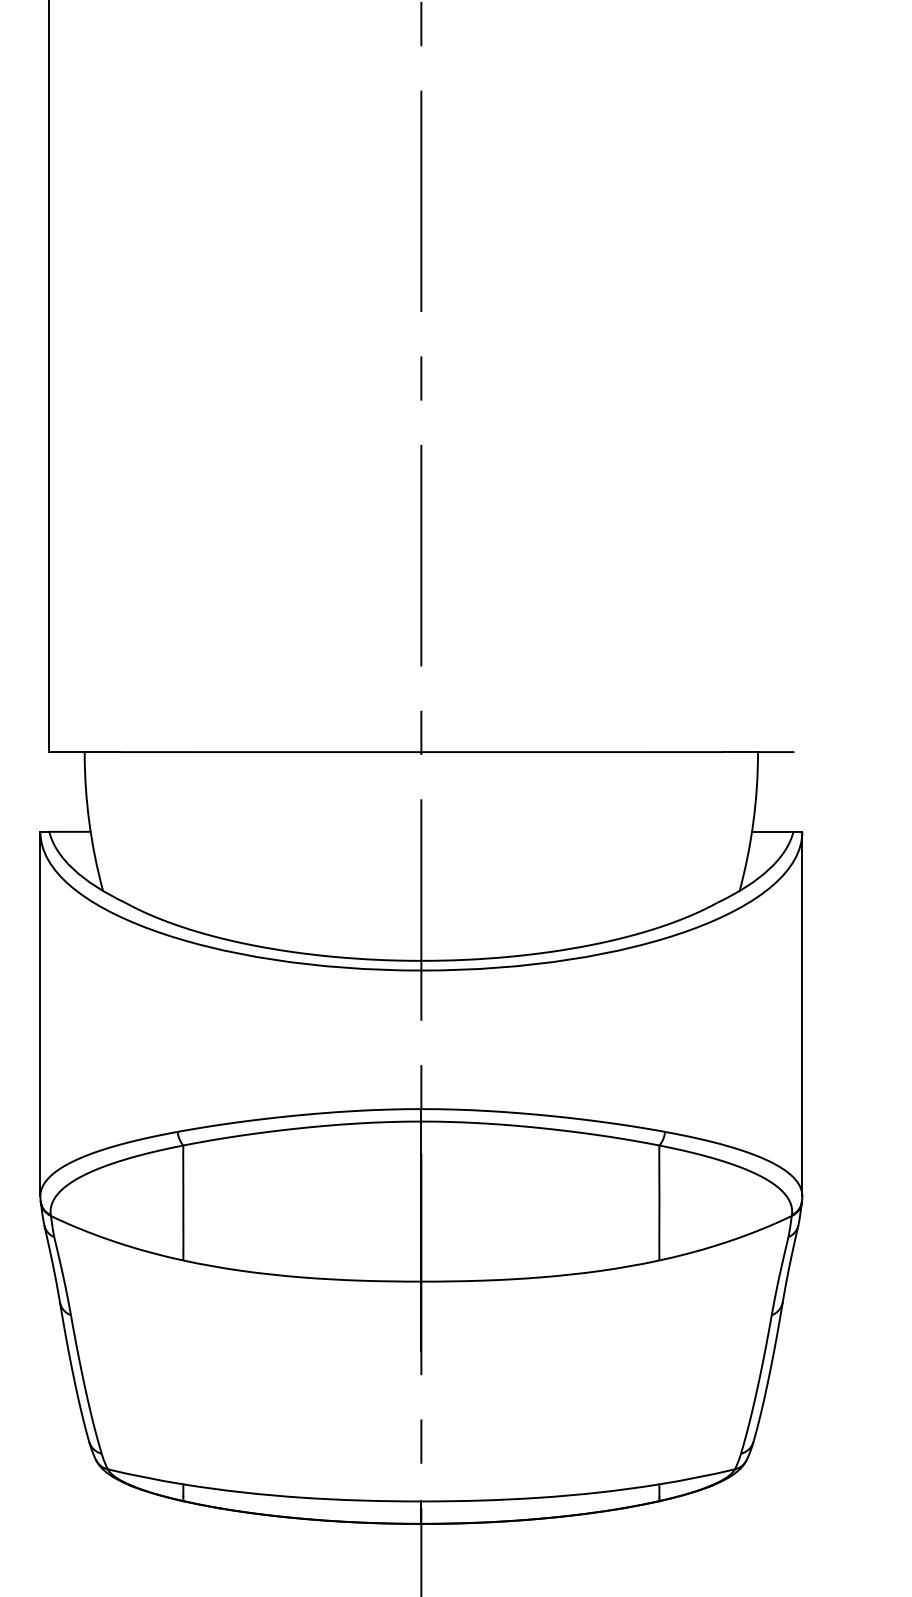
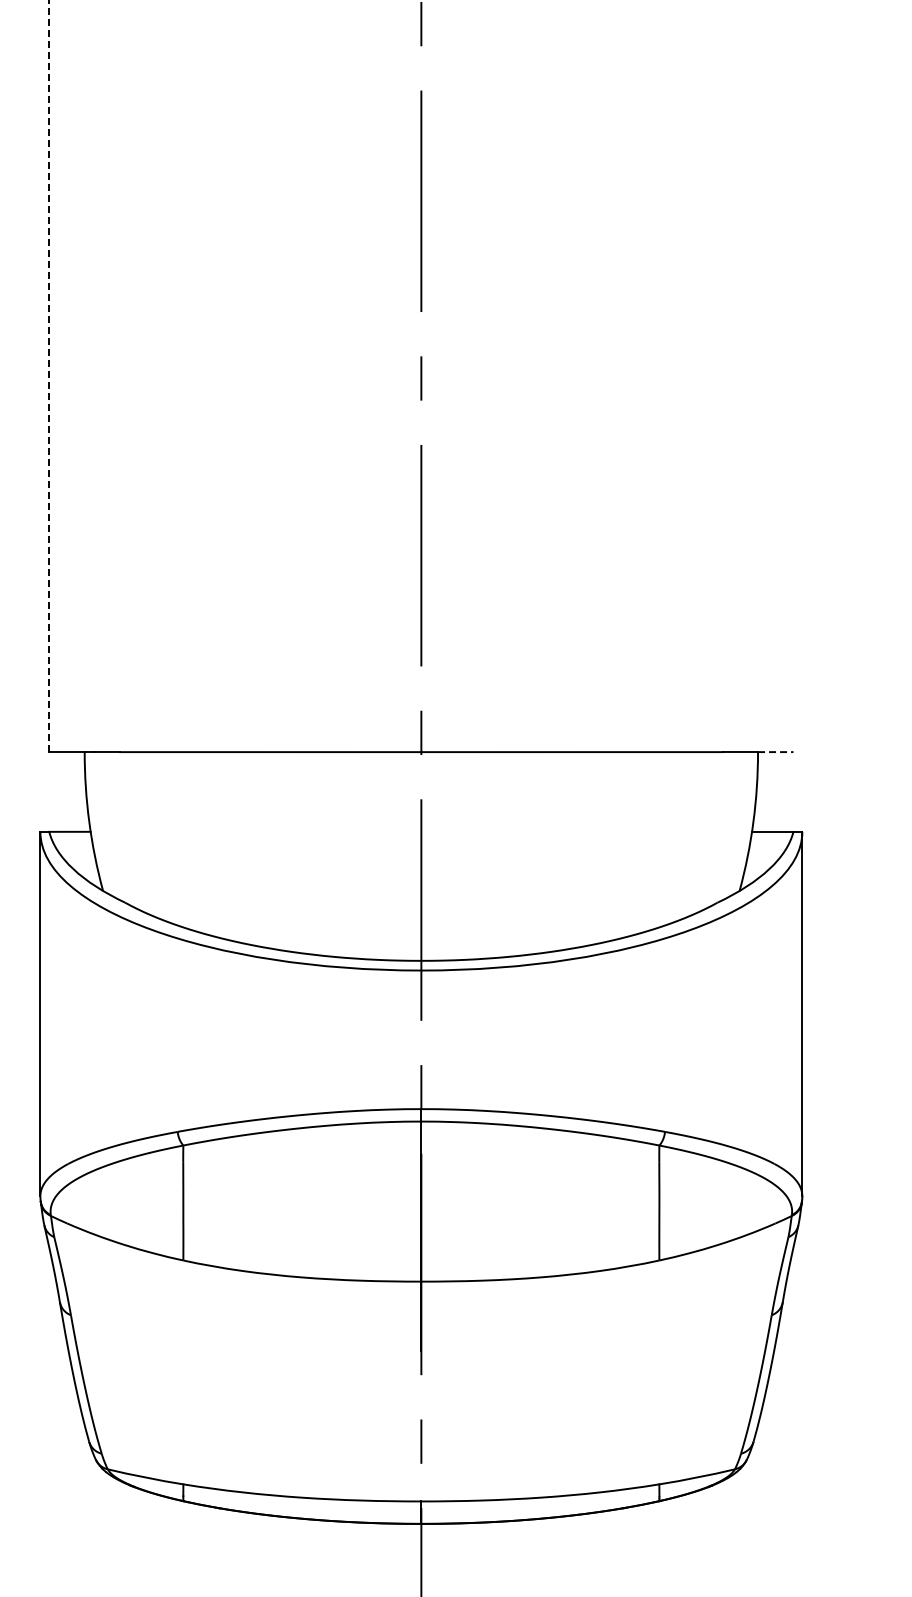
line: solid -> dashed (49, 376)
line: solid -> dashed (775, 752)
